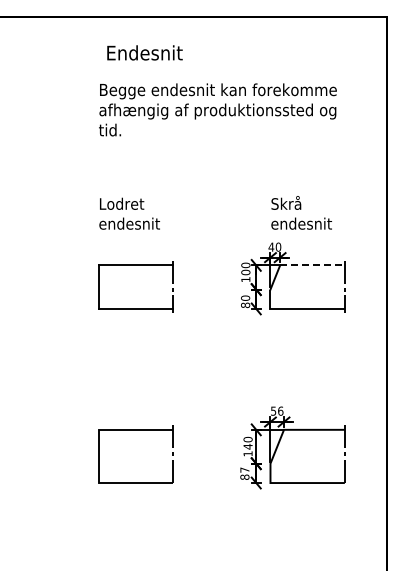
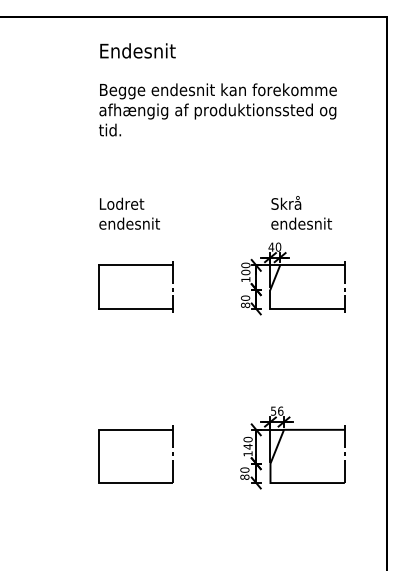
text position: (144, 52) -> (137, 50) (137, 50)
line: dashed -> solid (313, 265)
text: 87 -> 80 (244, 469)
